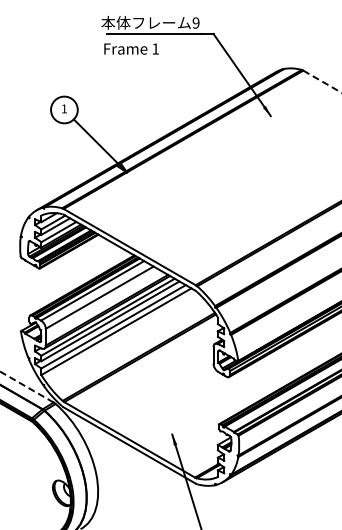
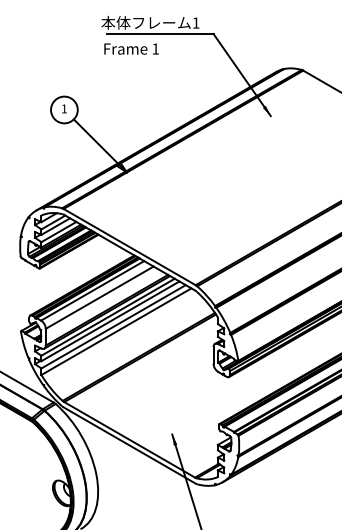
text: 9 -> 1 (195, 22)
line: dashed -> solid (322, 81)
line: dashed -> solid (27, 387)
